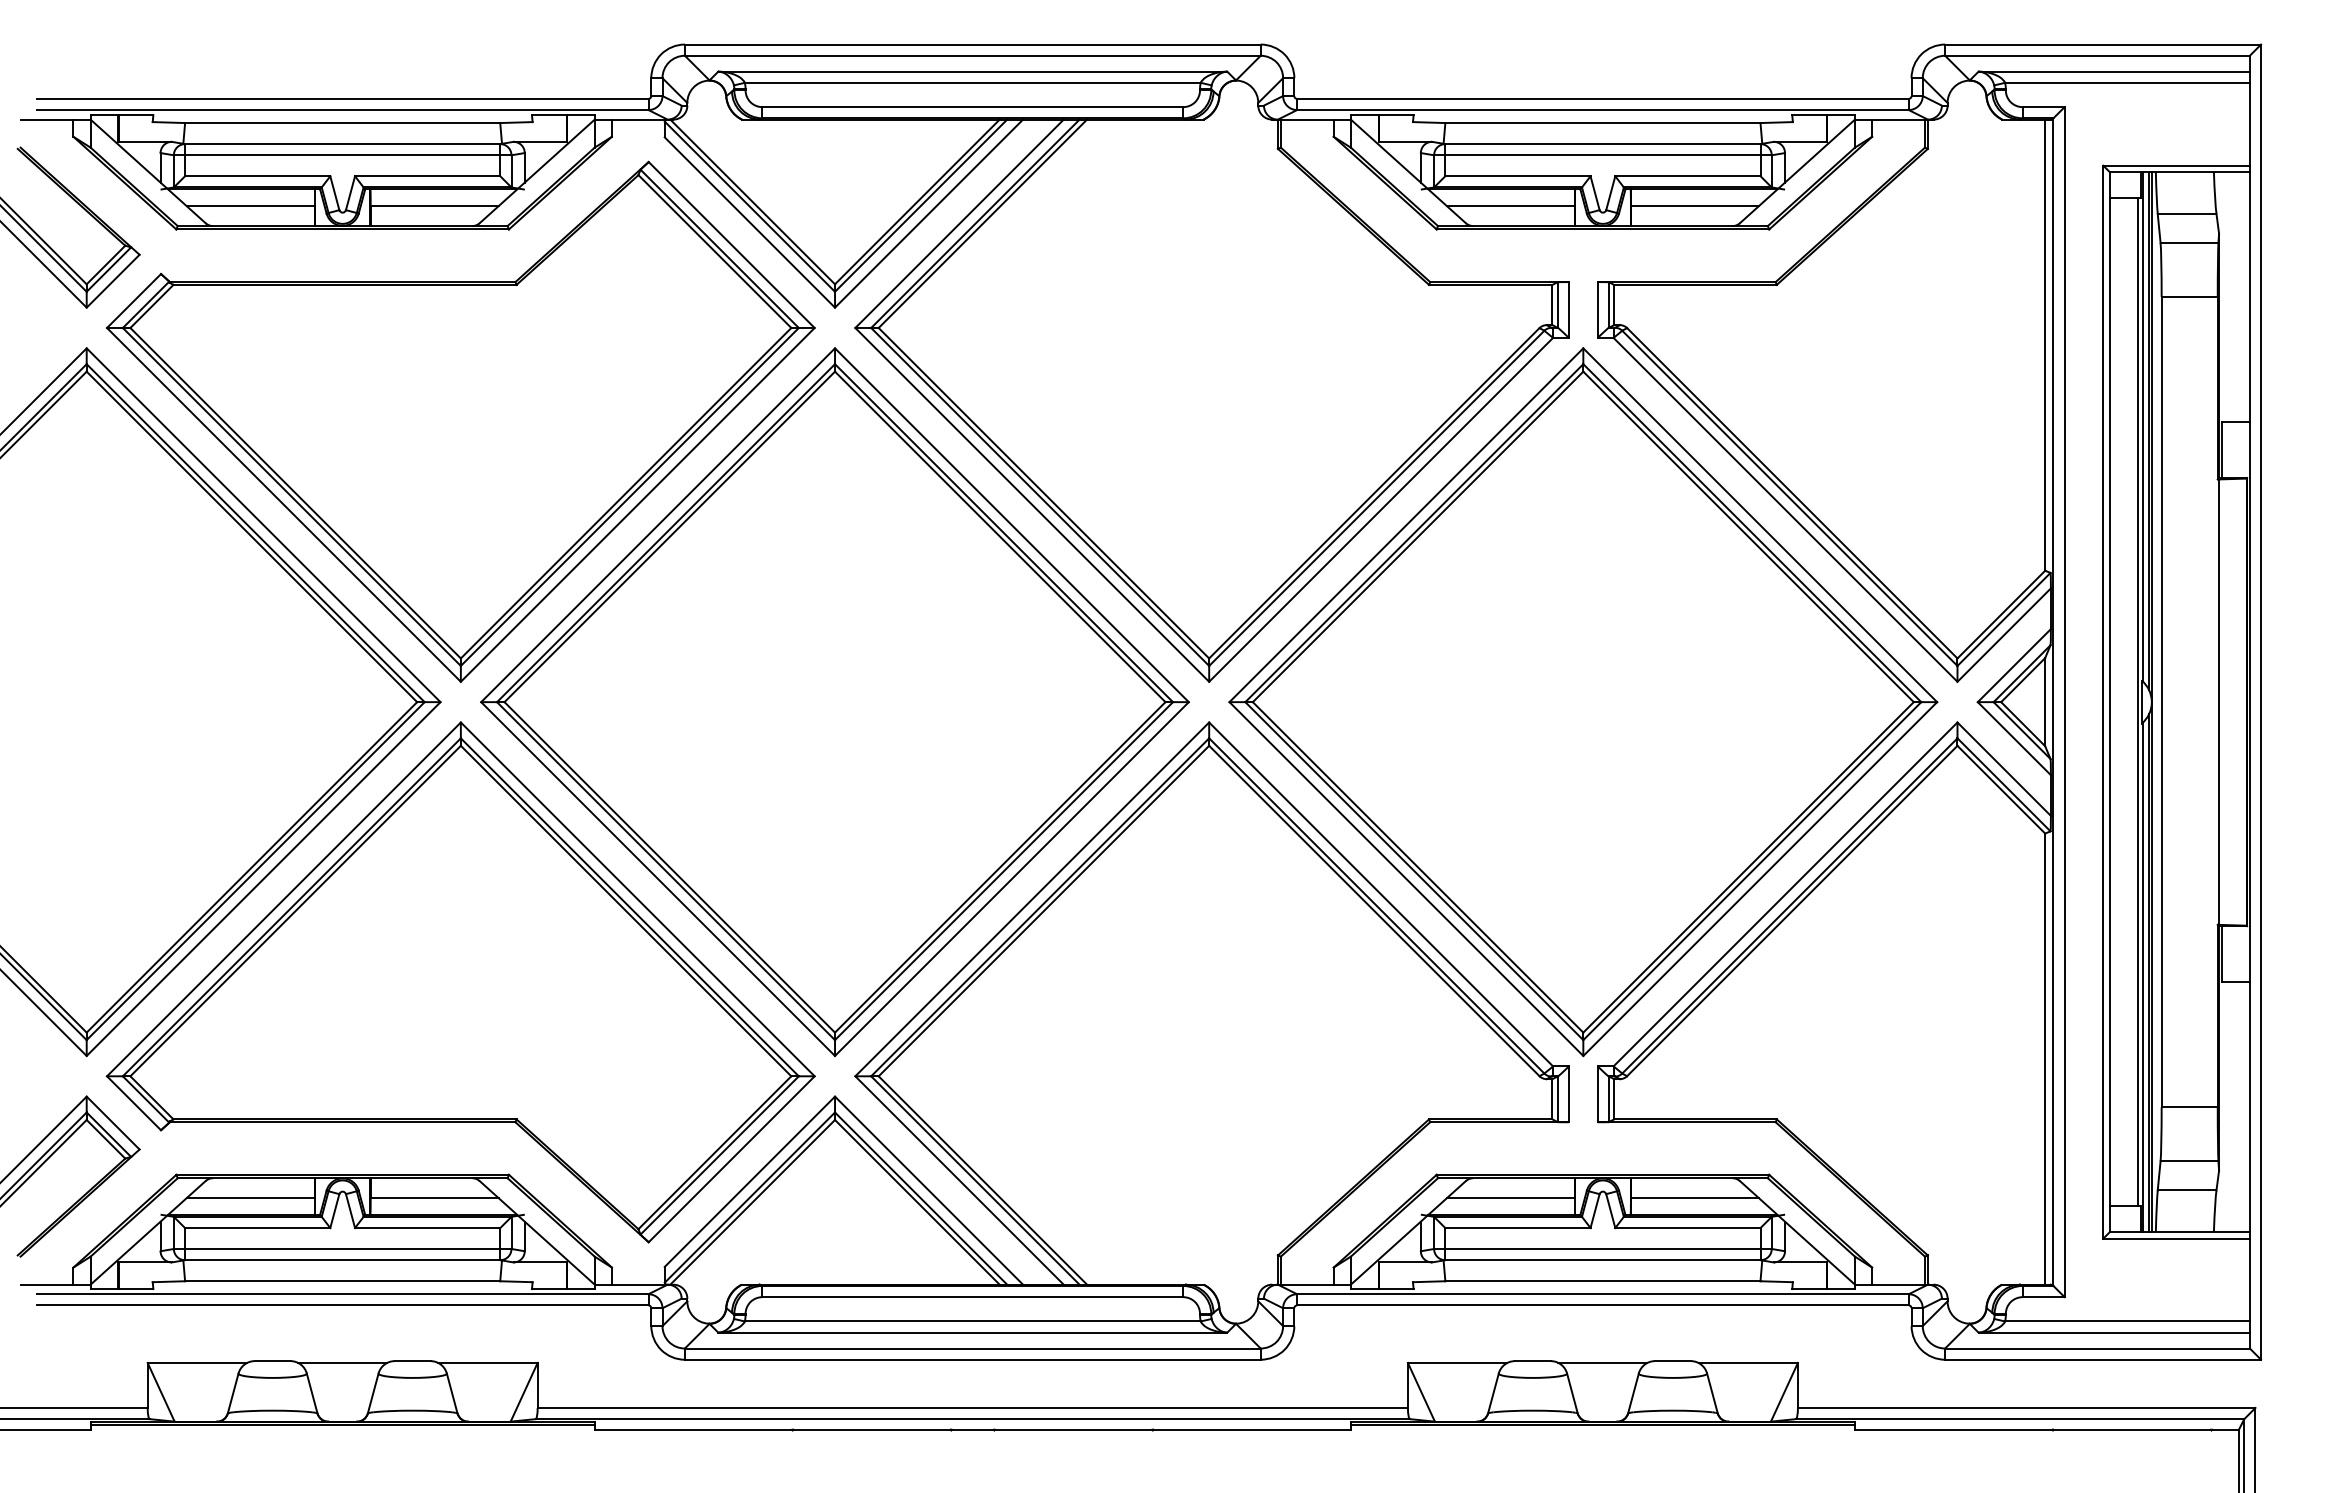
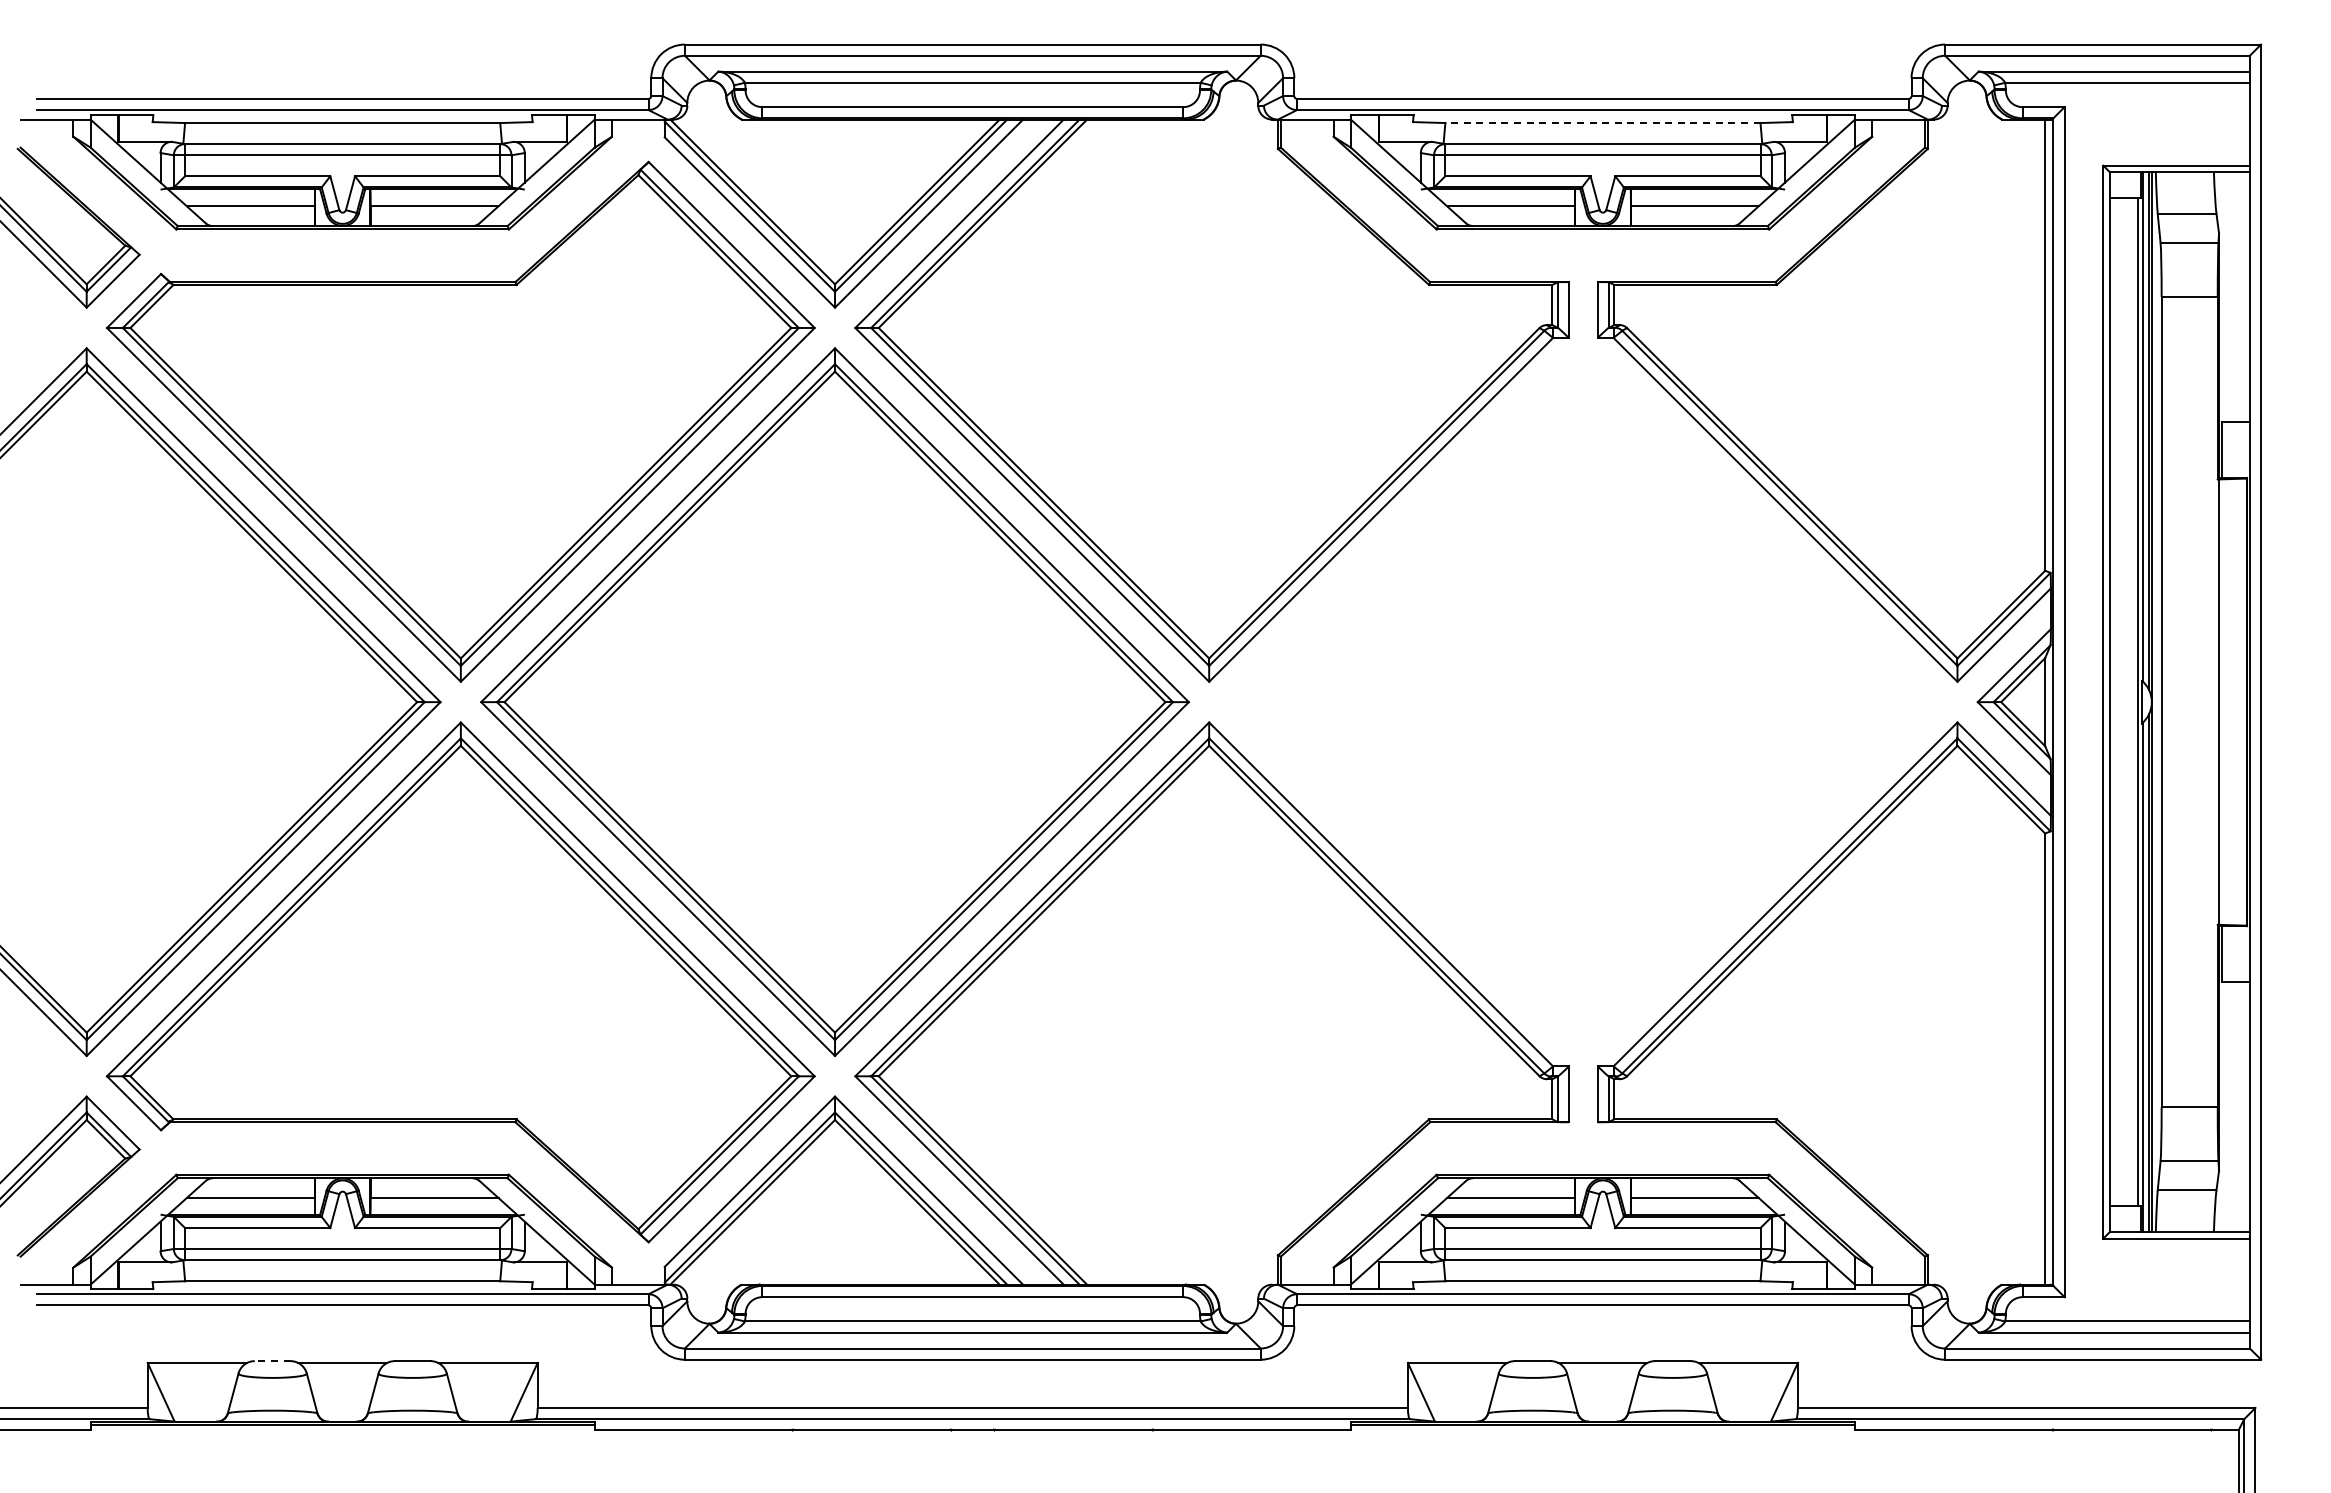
line: solid -> dashed (1602, 123)
part: present -> none (1583, 702)
line: solid -> dashed (272, 1361)
